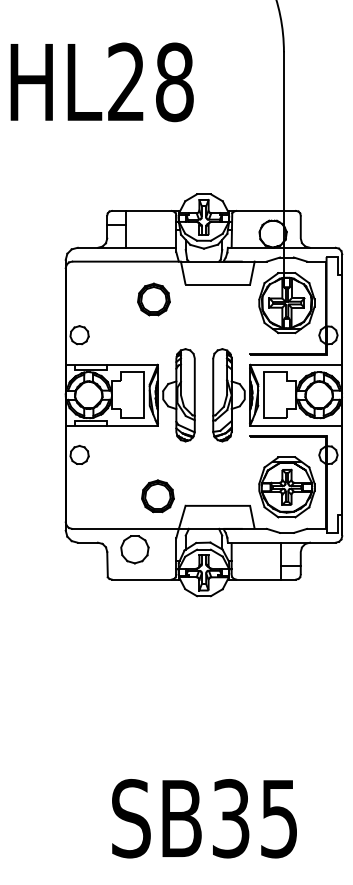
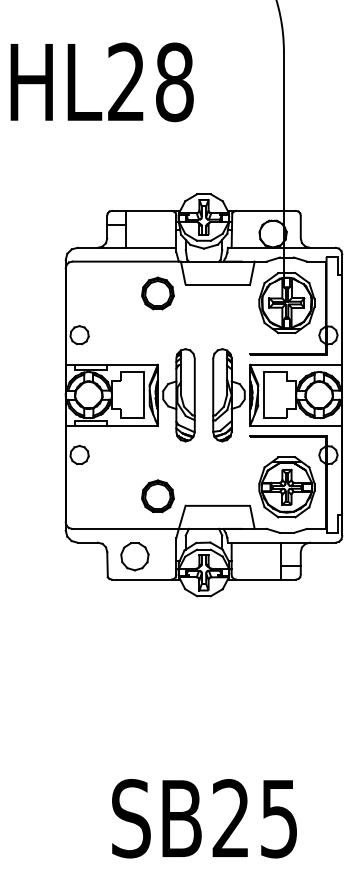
part position: (153, 299) -> (157, 293) (157, 293)
part position: (134, 549) -> (134, 556) (134, 556)
text: SB35 -> SB25 (230, 818)
